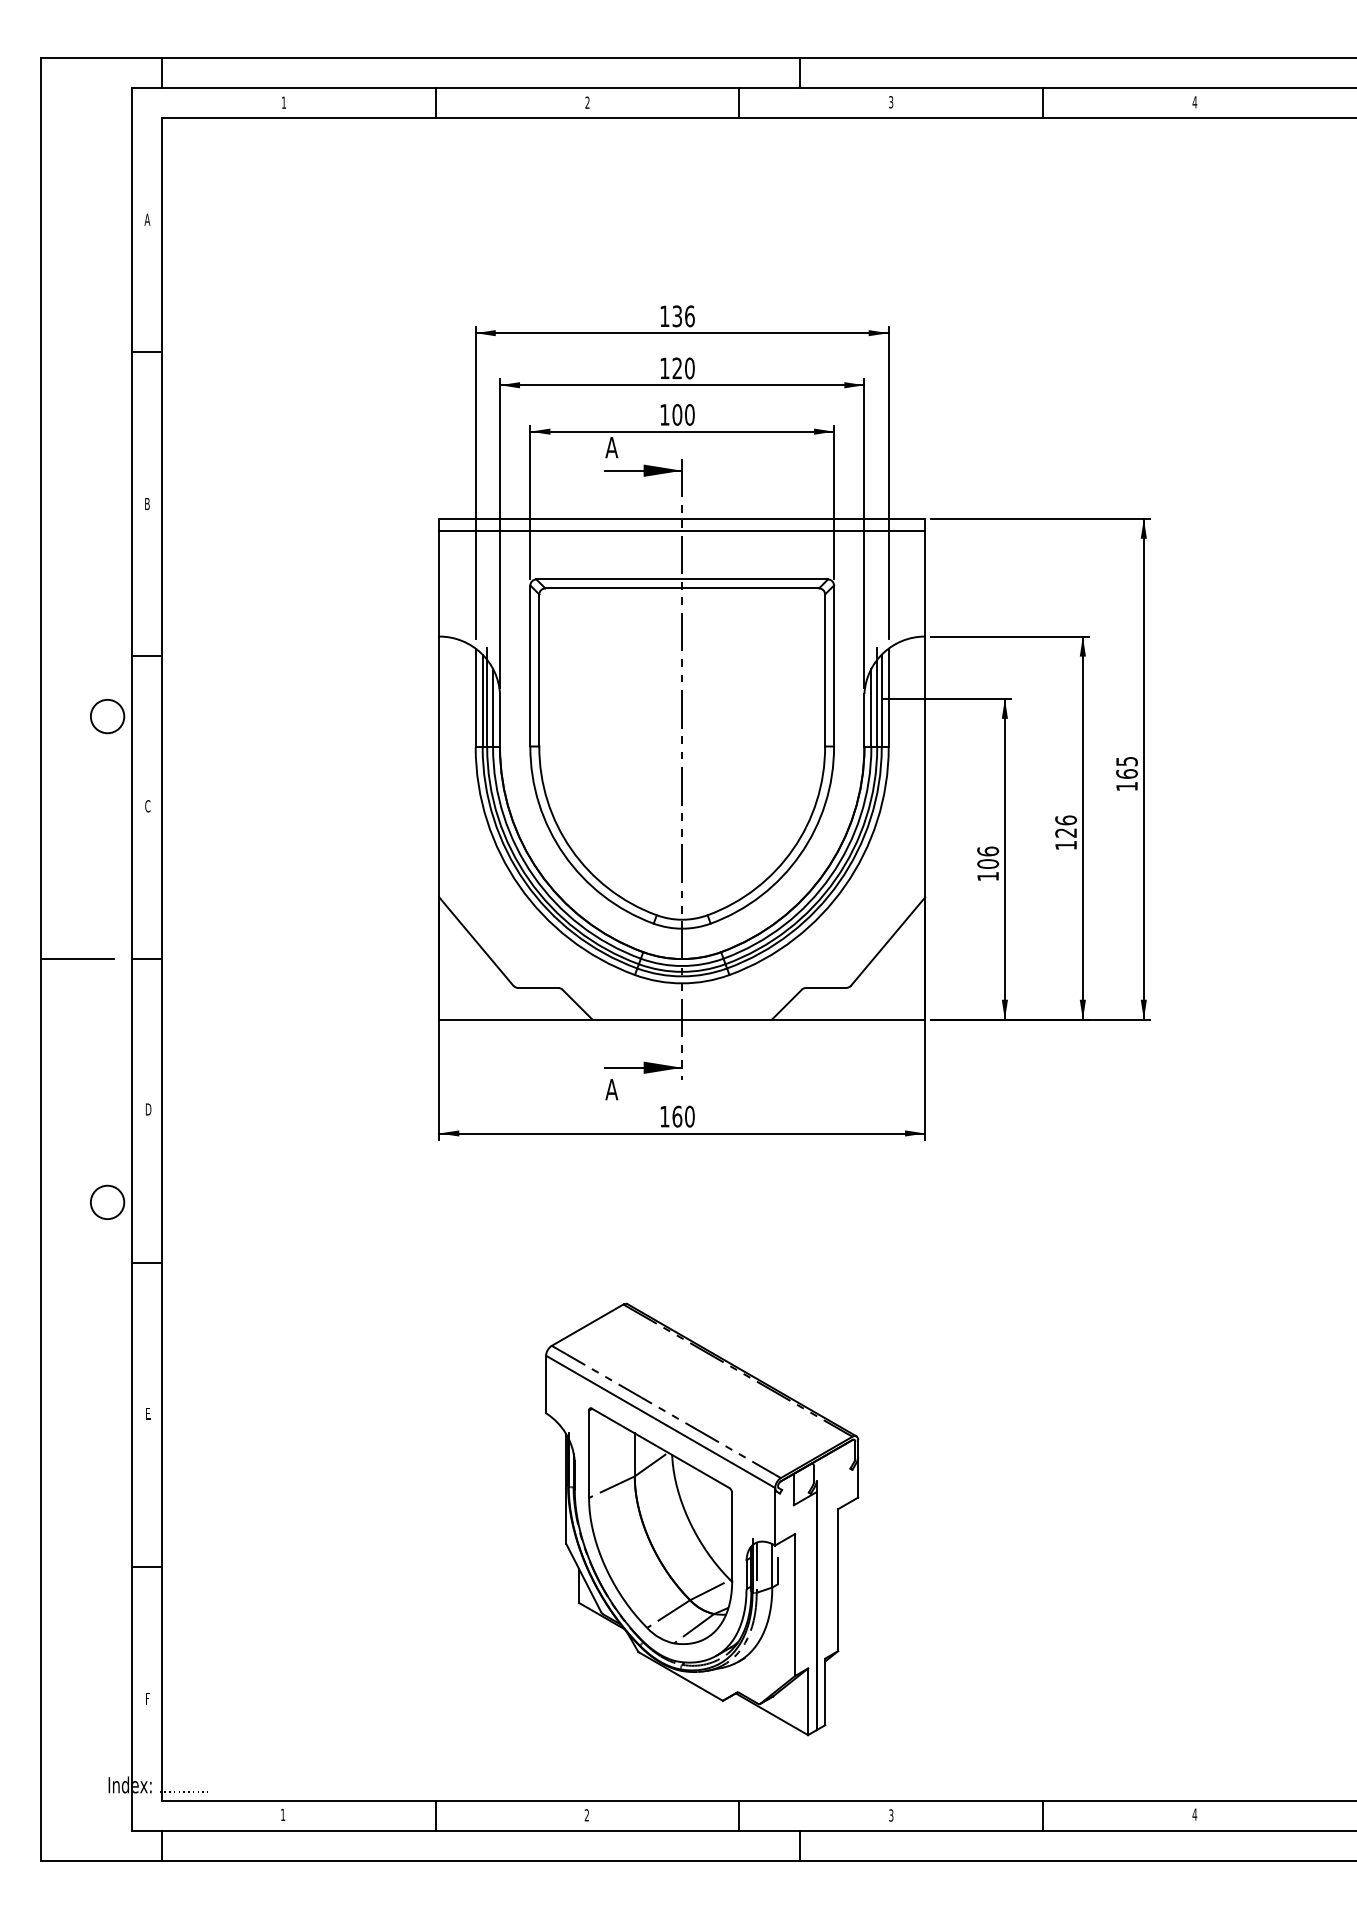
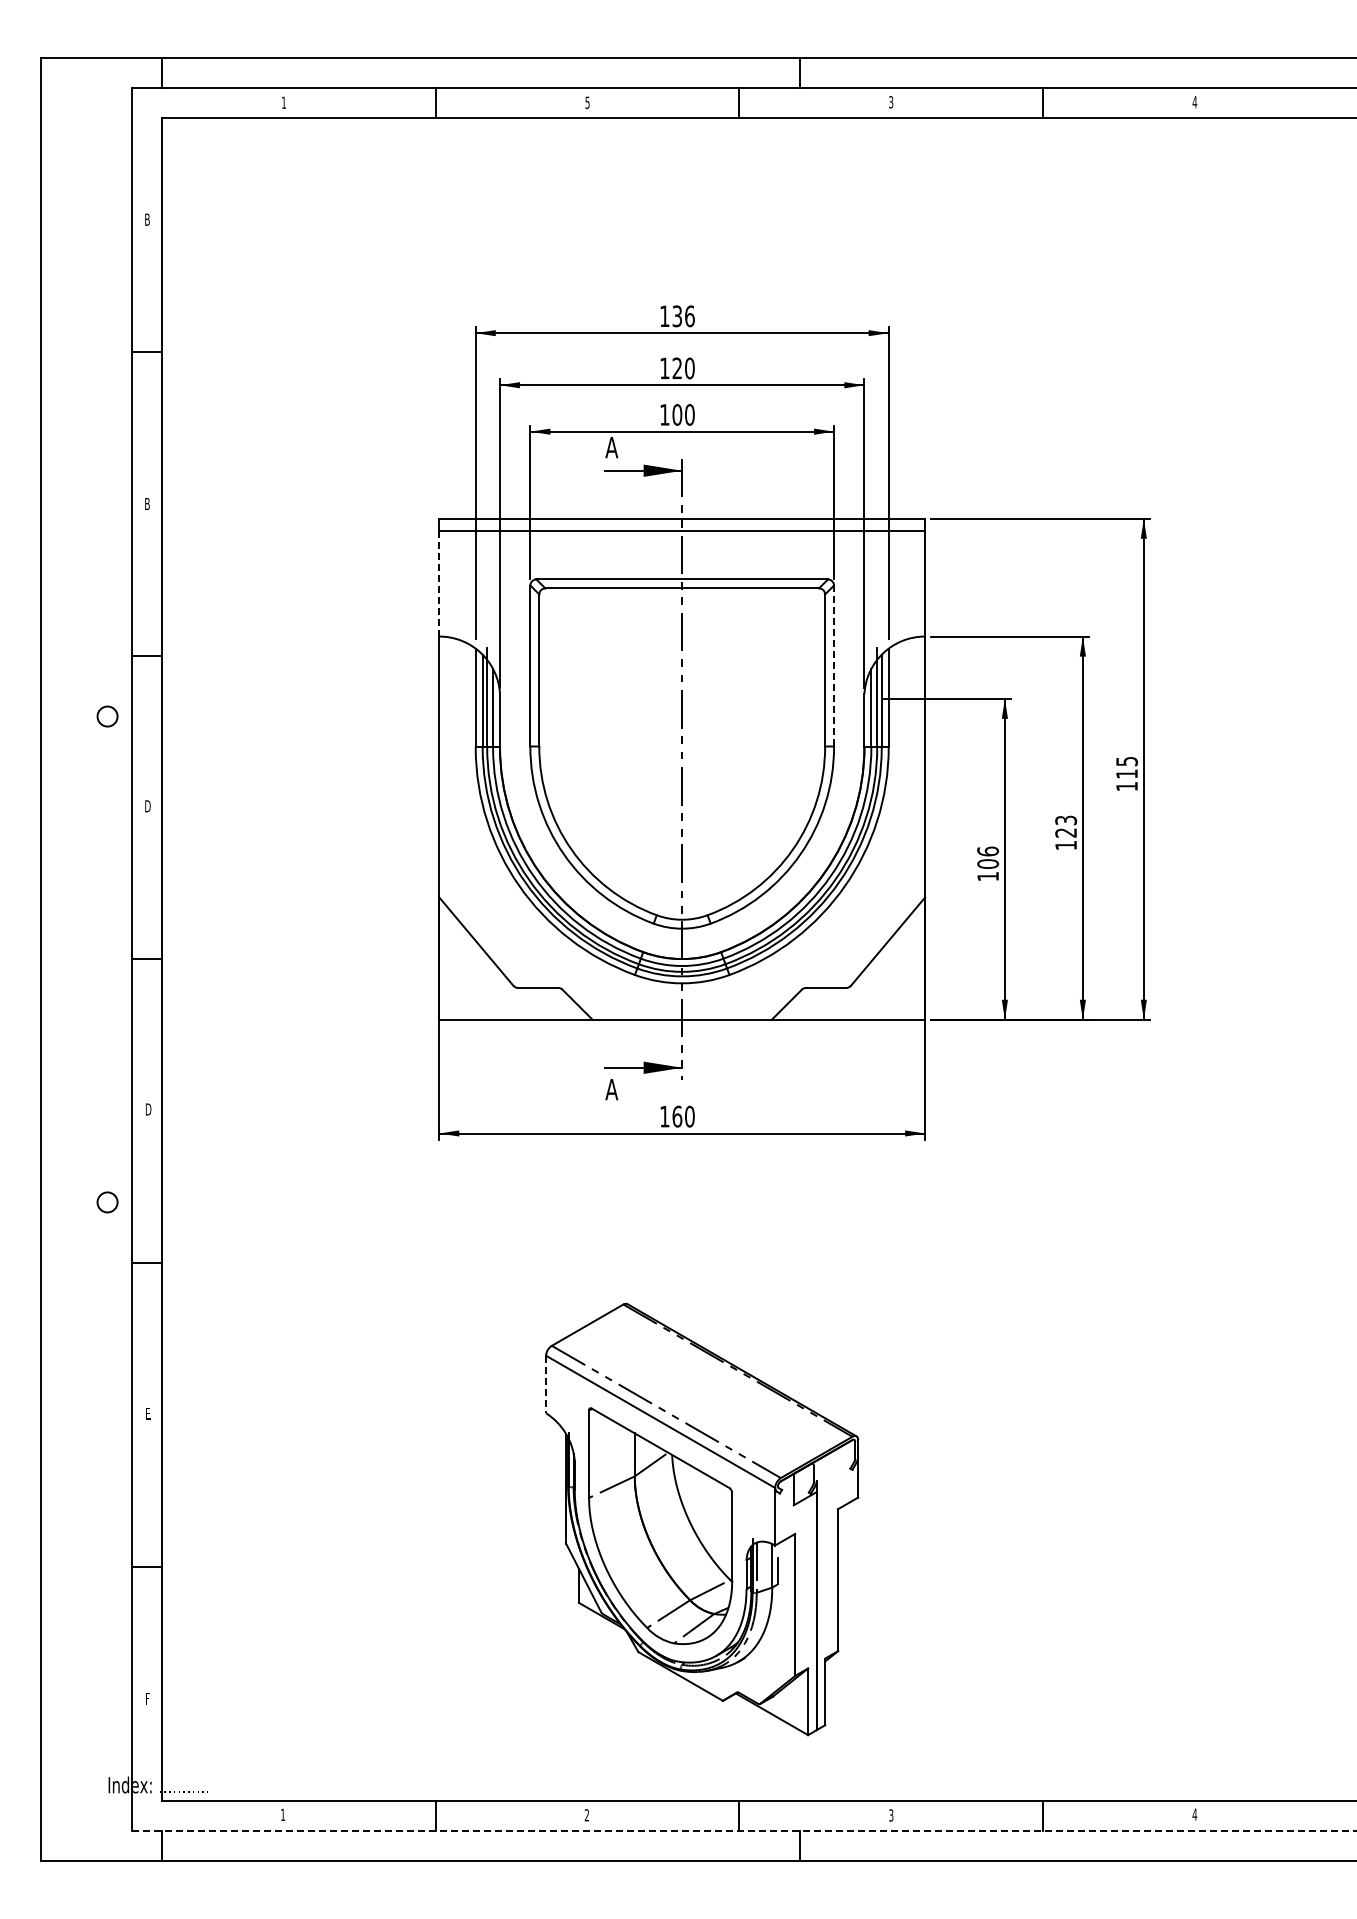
text: 2 -> 5 (587, 102)
text: A -> B (147, 219)
line: solid -> dashed (439, 583)
line: solid -> dashed (834, 665)
circle diameter: 33 px -> 20 px (107, 716)
text: 165 -> 115 (1126, 773)
text: C -> D (147, 806)
text: 126 -> 123 (1066, 820)
line: present -> none (76, 959)
circle diameter: 33 px -> 20 px (107, 1202)
line: solid -> dashed (546, 1384)
line: solid -> dashed (744, 1831)
